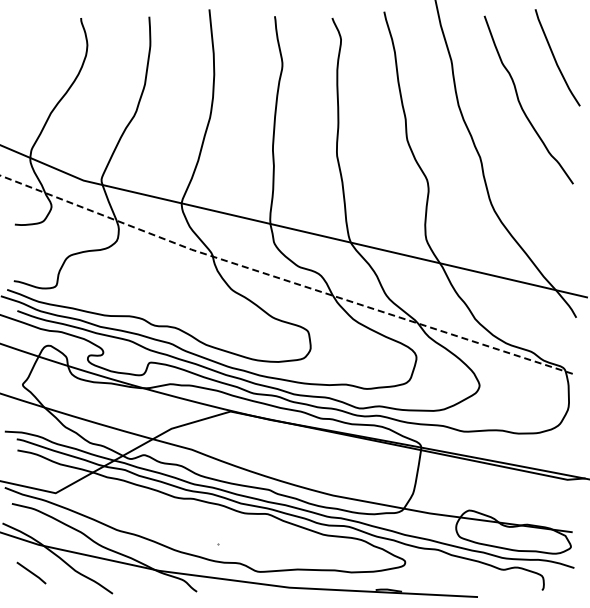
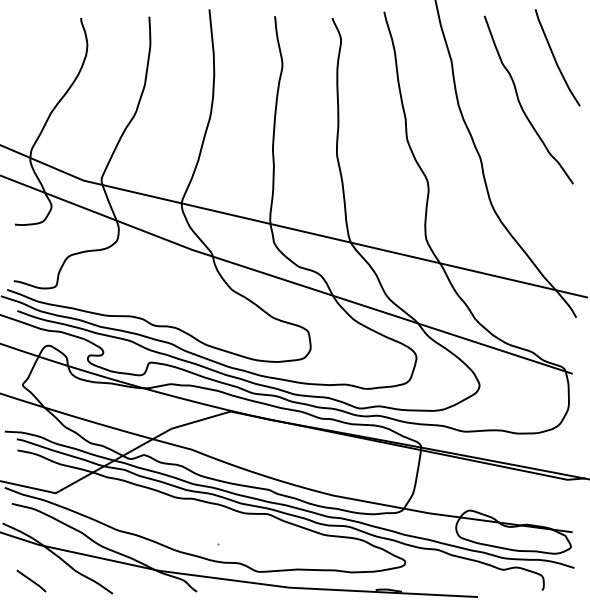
line: dashed -> solid (284, 279)
line position: (31, 572) -> (31, 580) (31, 580)
